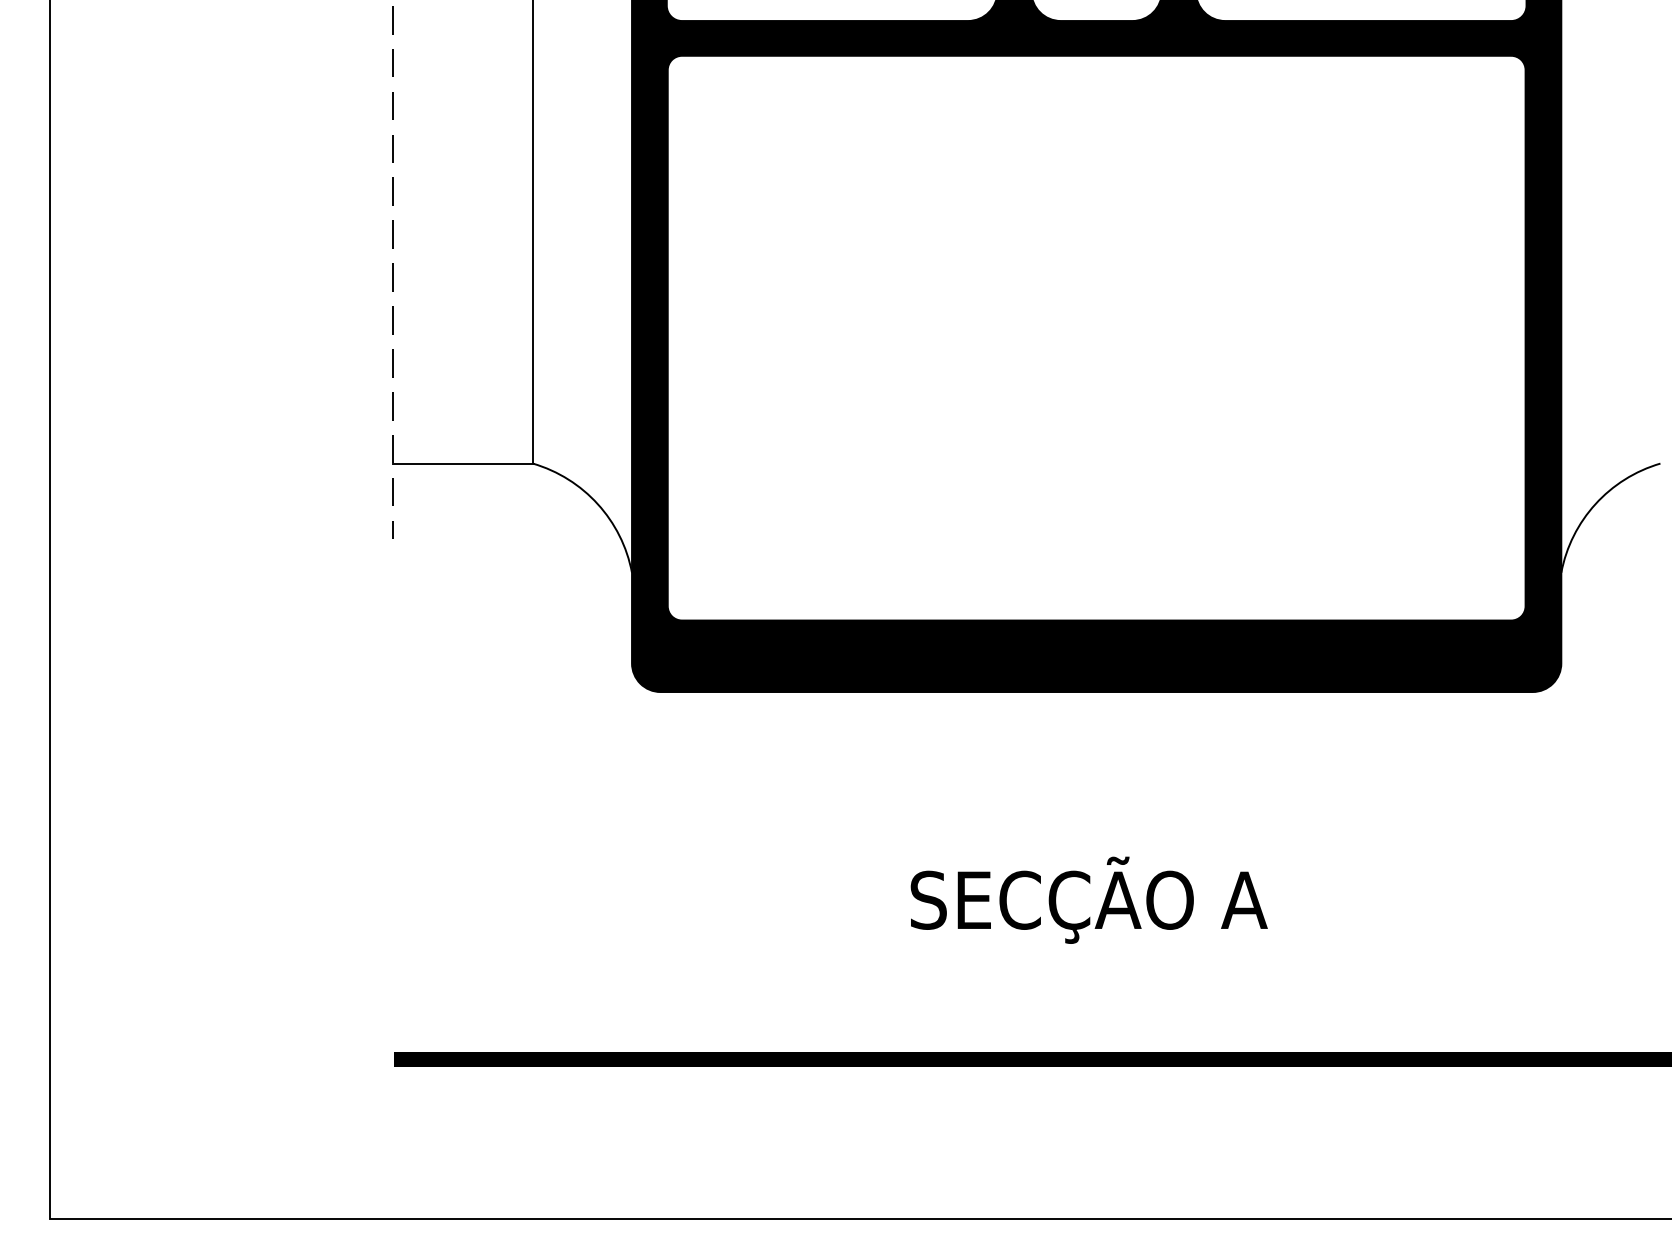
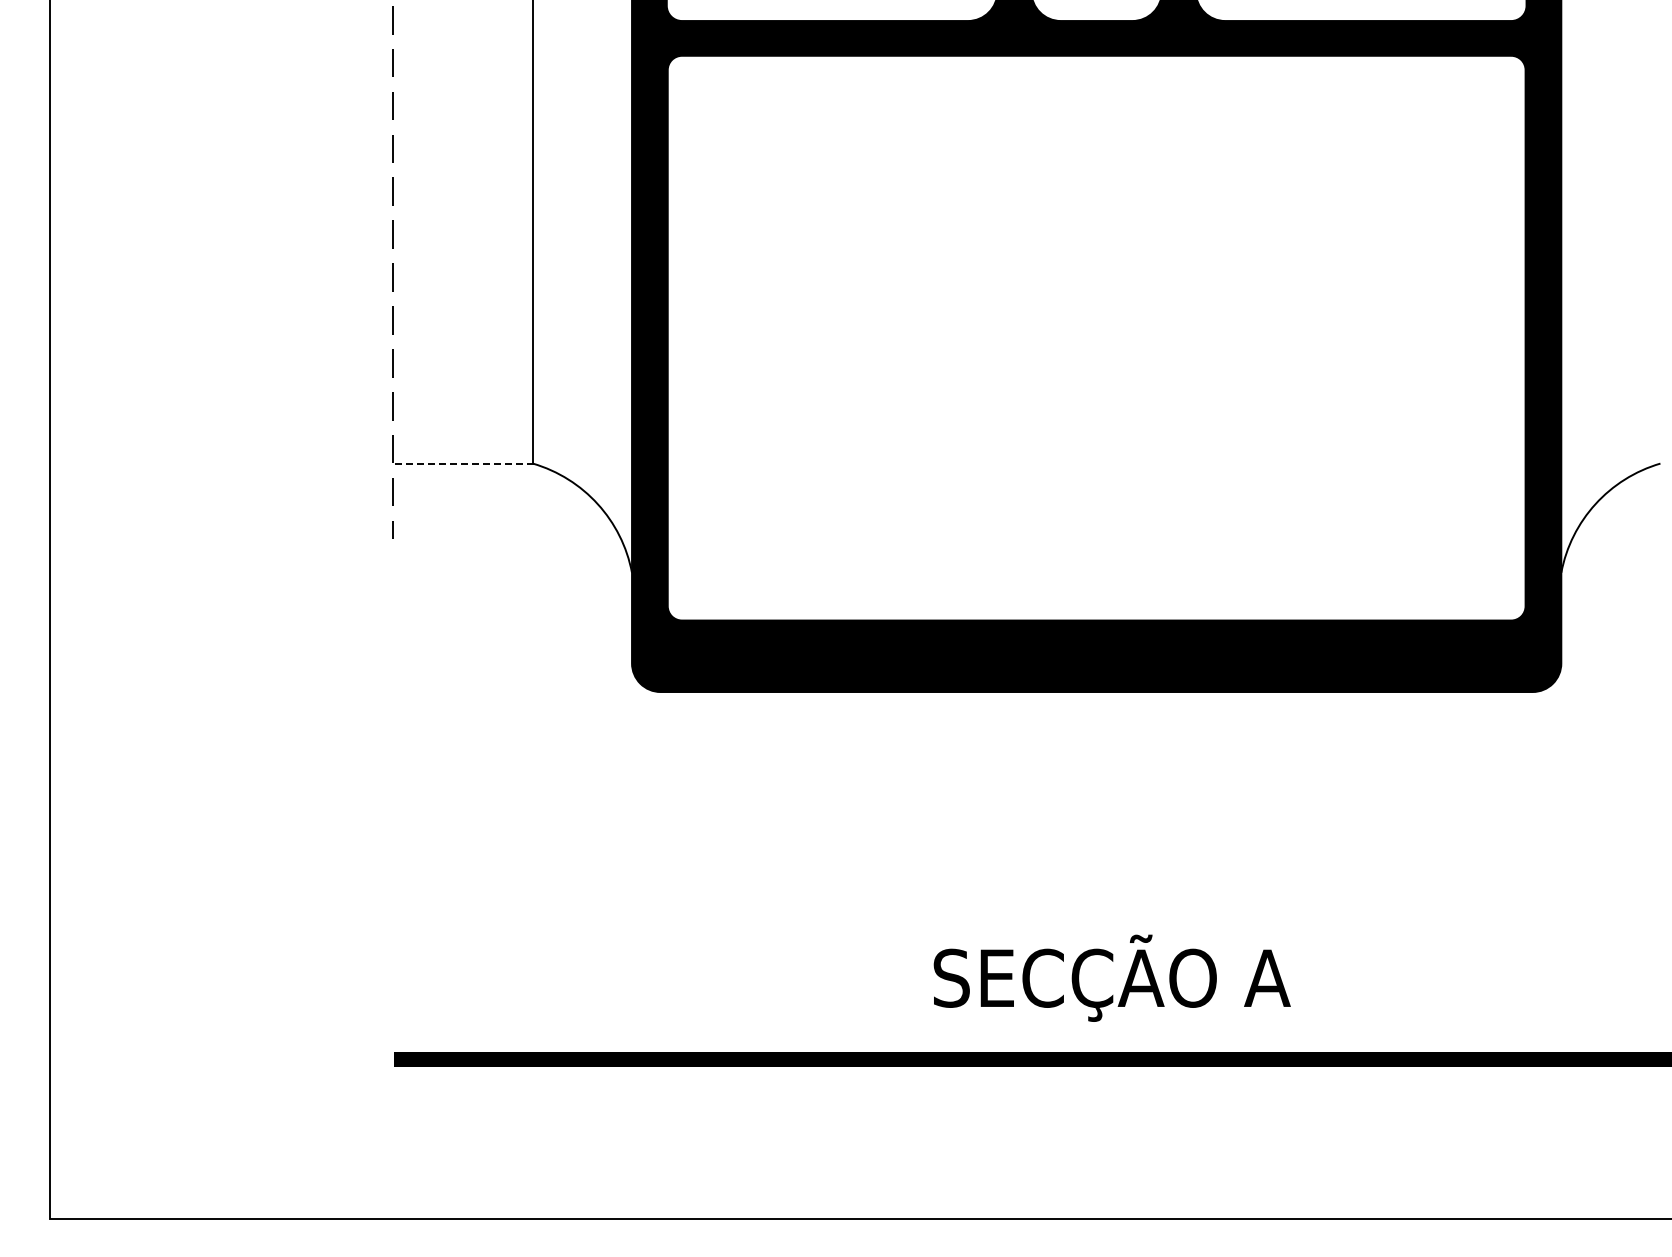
line: solid -> dashed (463, 463)
text position: (1088, 899) -> (1111, 977) (1111, 977)
